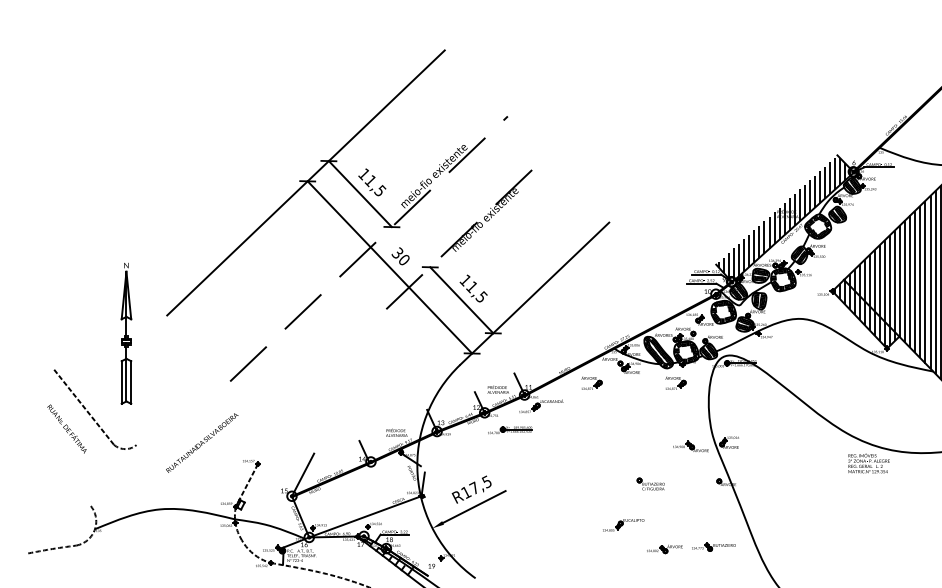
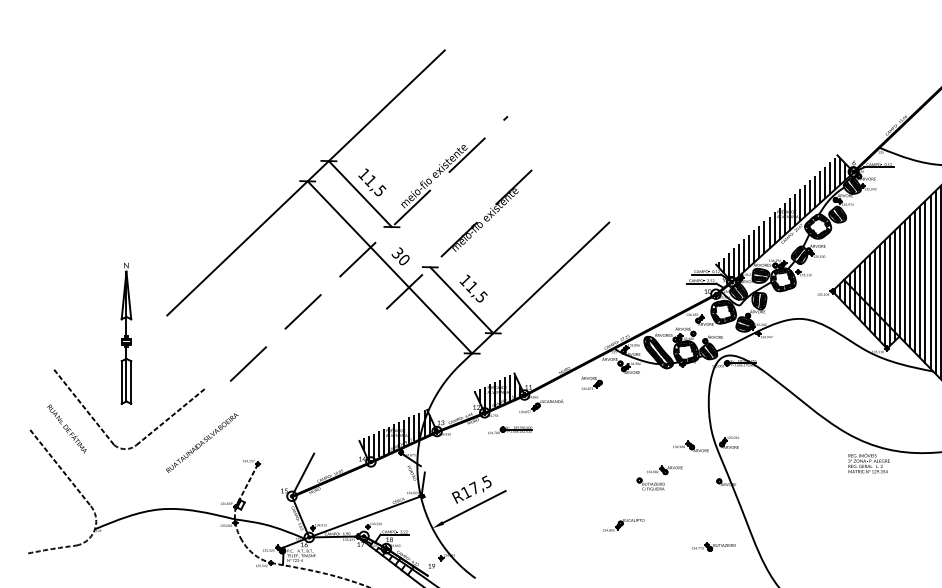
part: present -> none (675, 382)
hatch: none -> present (497, 392)
line: none -> present (170, 416)
hatch: none -> present (399, 435)
line: none -> present (60, 467)
part position: (664, 549) -> (664, 470) (664, 470)
